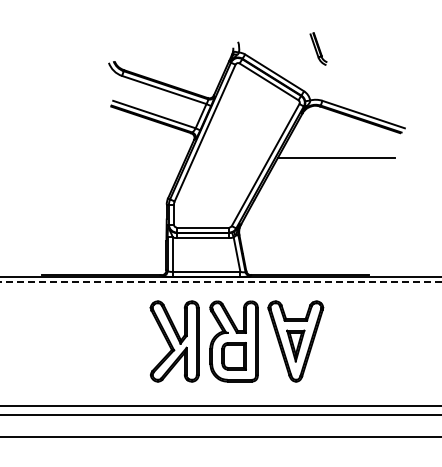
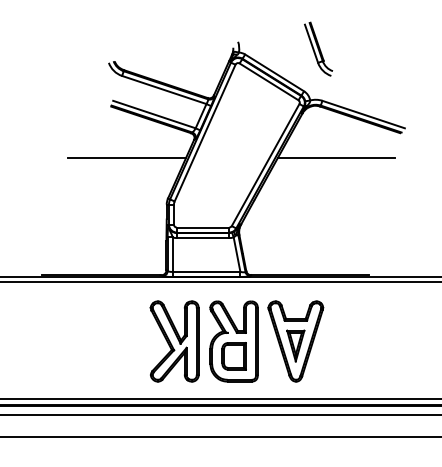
part size: 19x34 px -> 30x56 px (318, 48)
line: none -> present (126, 158)
line: dashed -> solid (220, 282)
line: none -> present (220, 399)
line: none -> present (220, 404)
